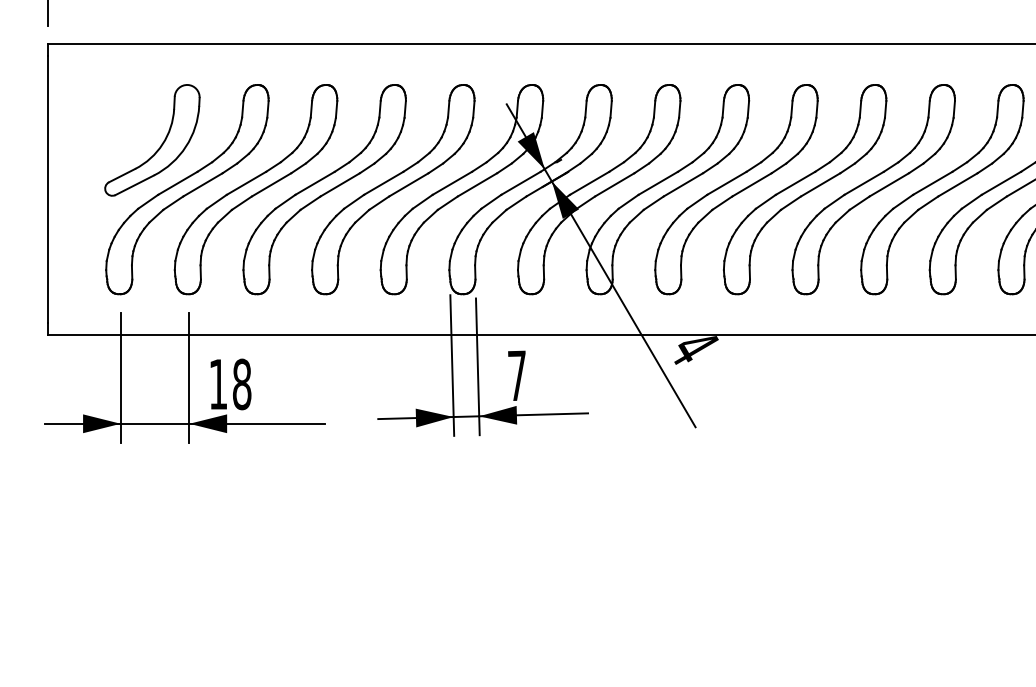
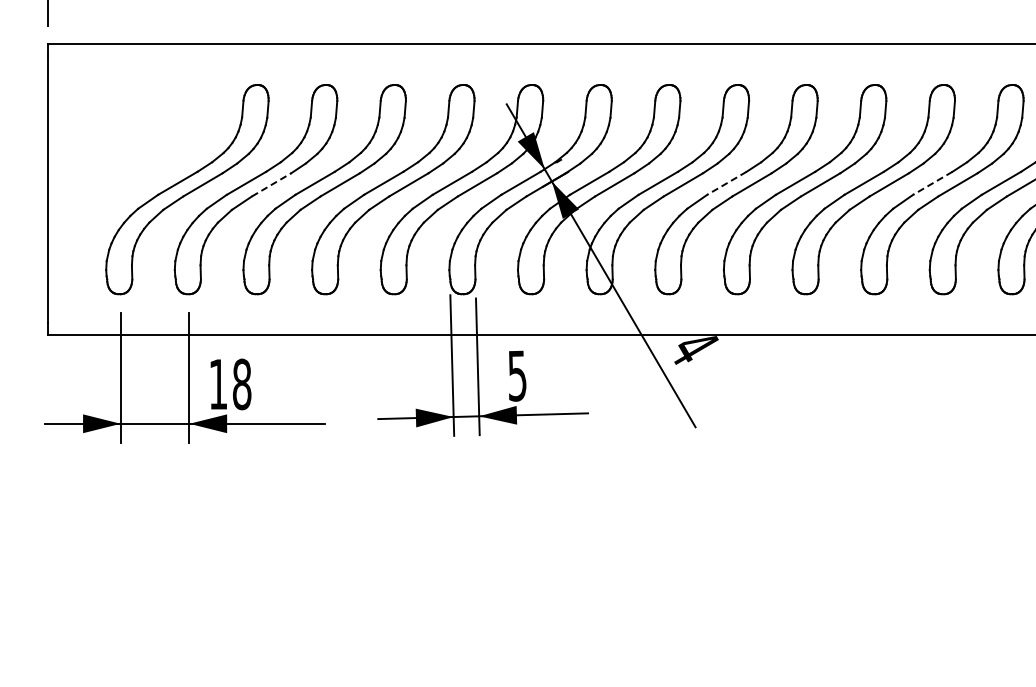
part: present -> none (160, 145)
line: solid -> dashed (726, 183)
line: solid -> dashed (932, 183)
line: solid -> dashed (271, 184)
text: 7 -> 5 (517, 375)
